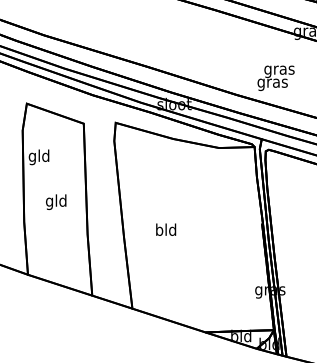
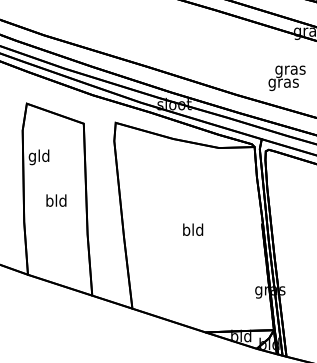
text position: (275, 77) -> (286, 77) (286, 77)
text: gld -> bld (49, 202)
text position: (166, 229) -> (193, 229) (193, 229)
